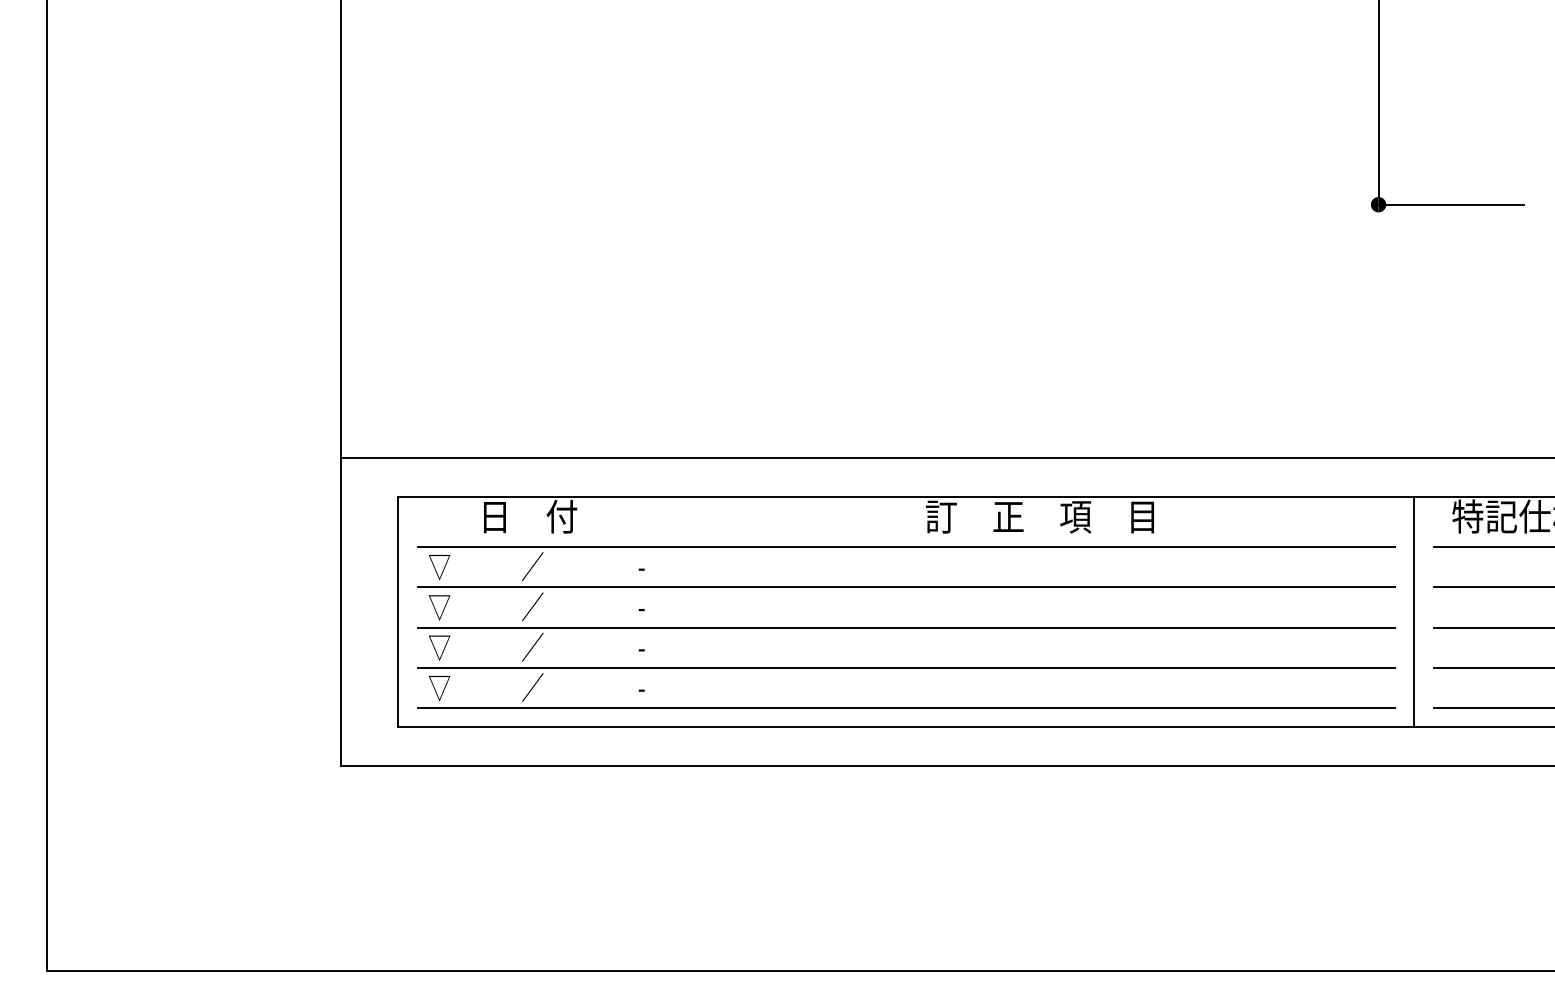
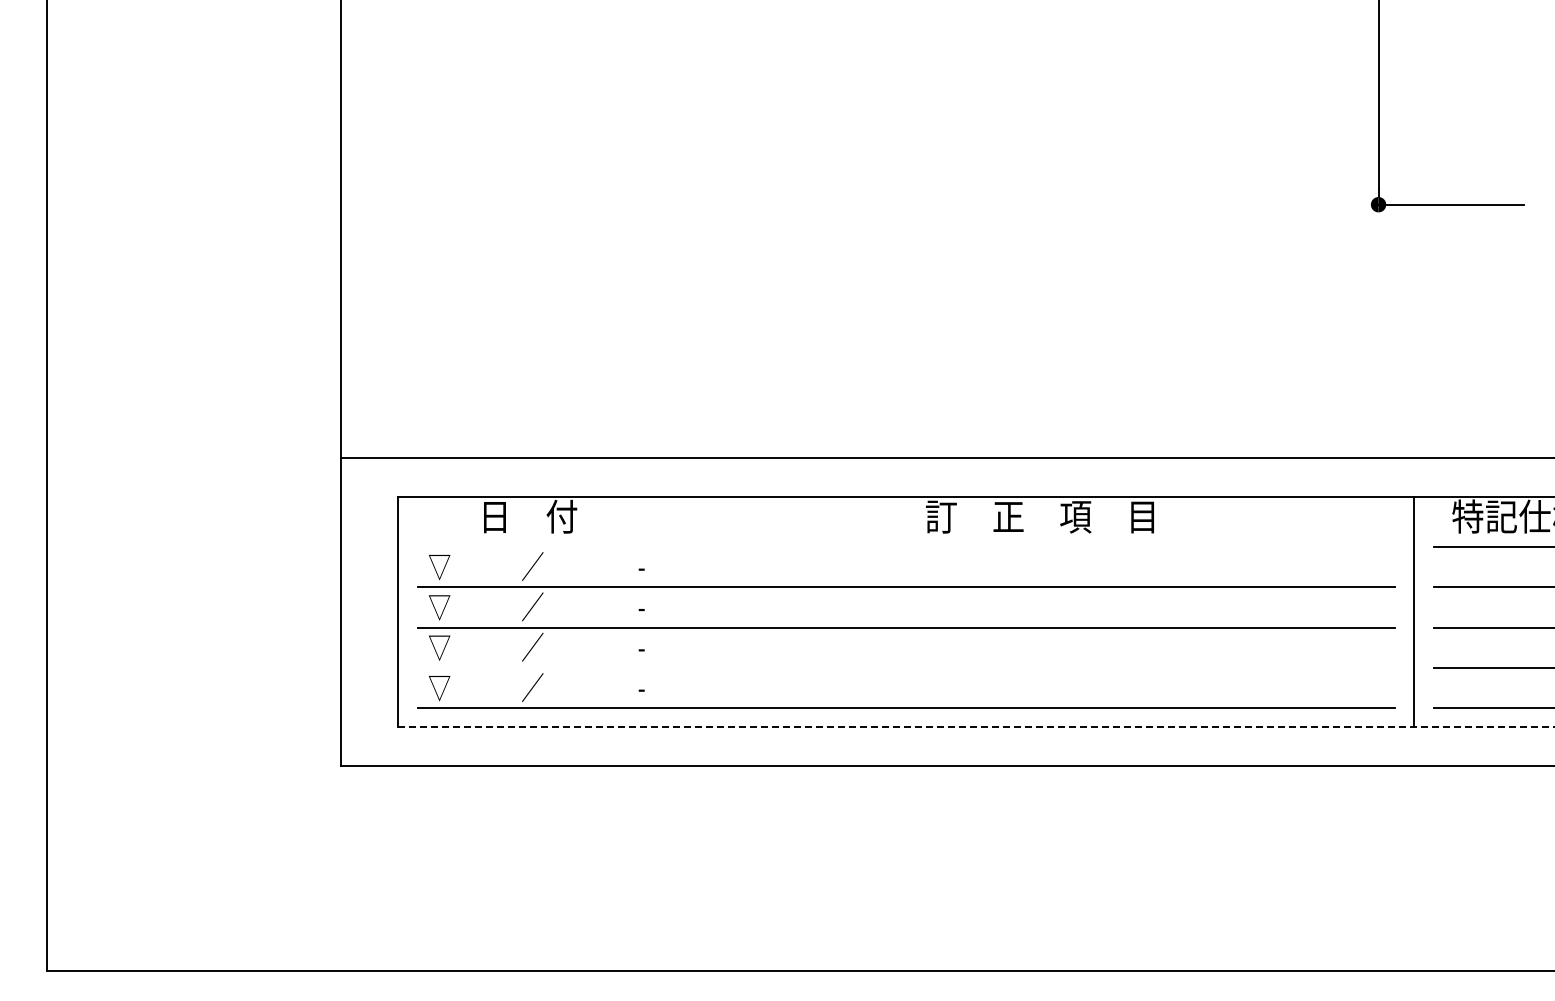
line: present -> none (906, 546)
line: present -> none (906, 667)
line: solid -> dashed (976, 727)
